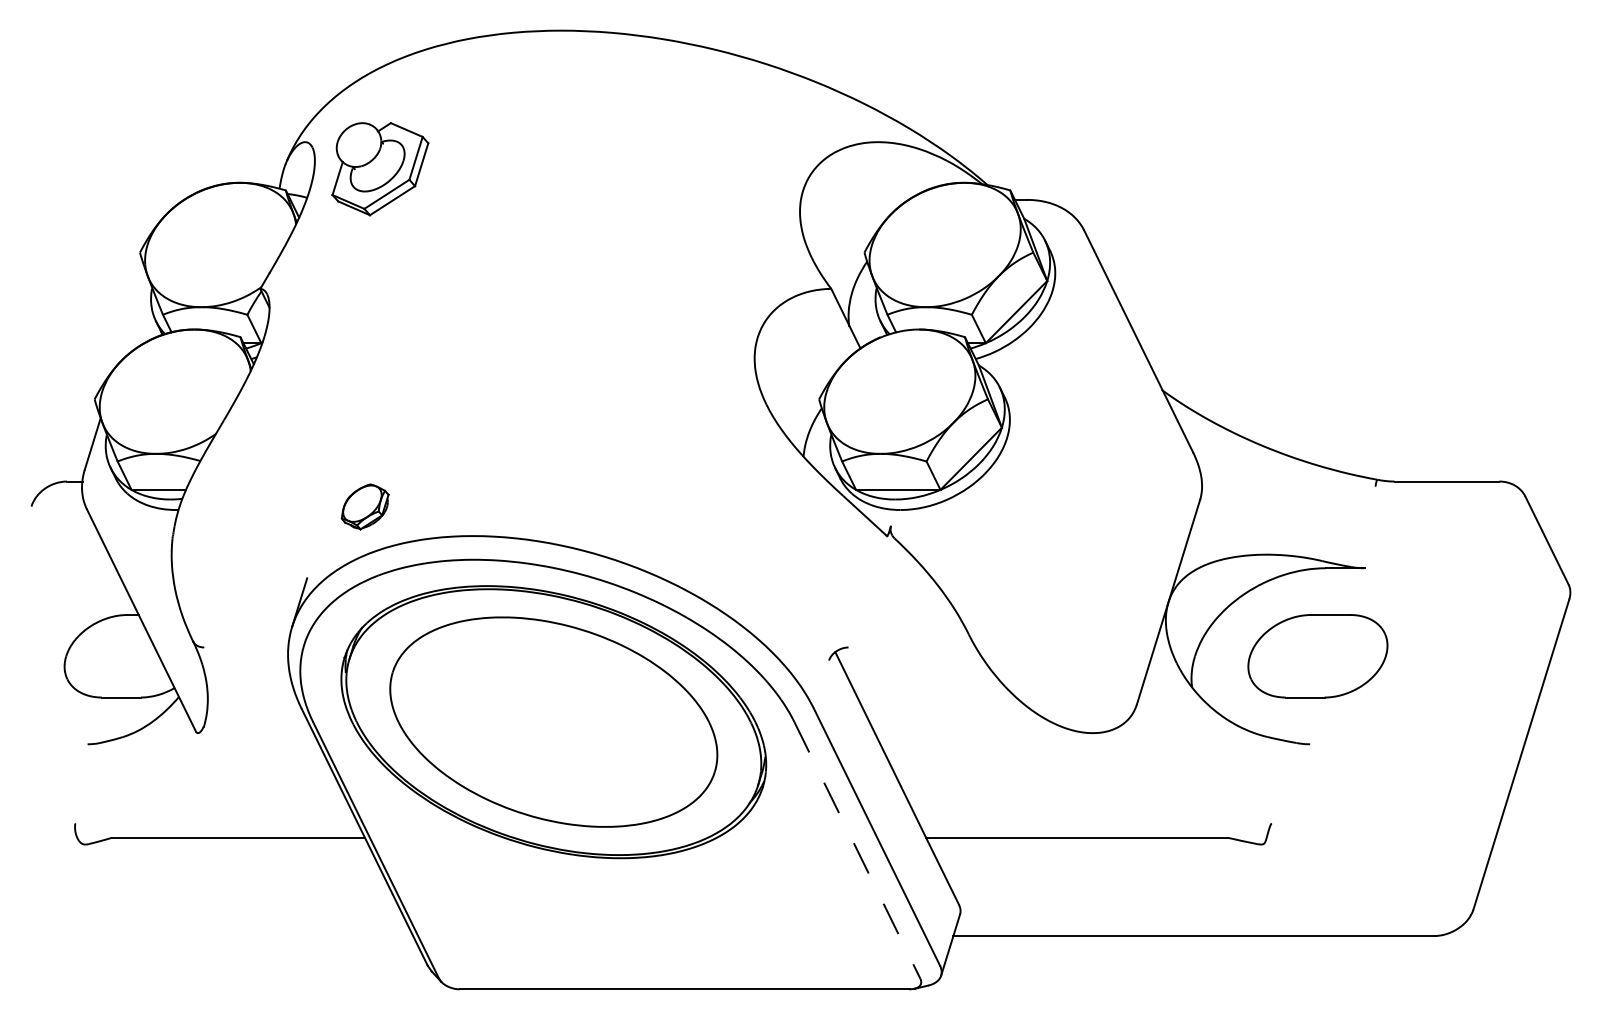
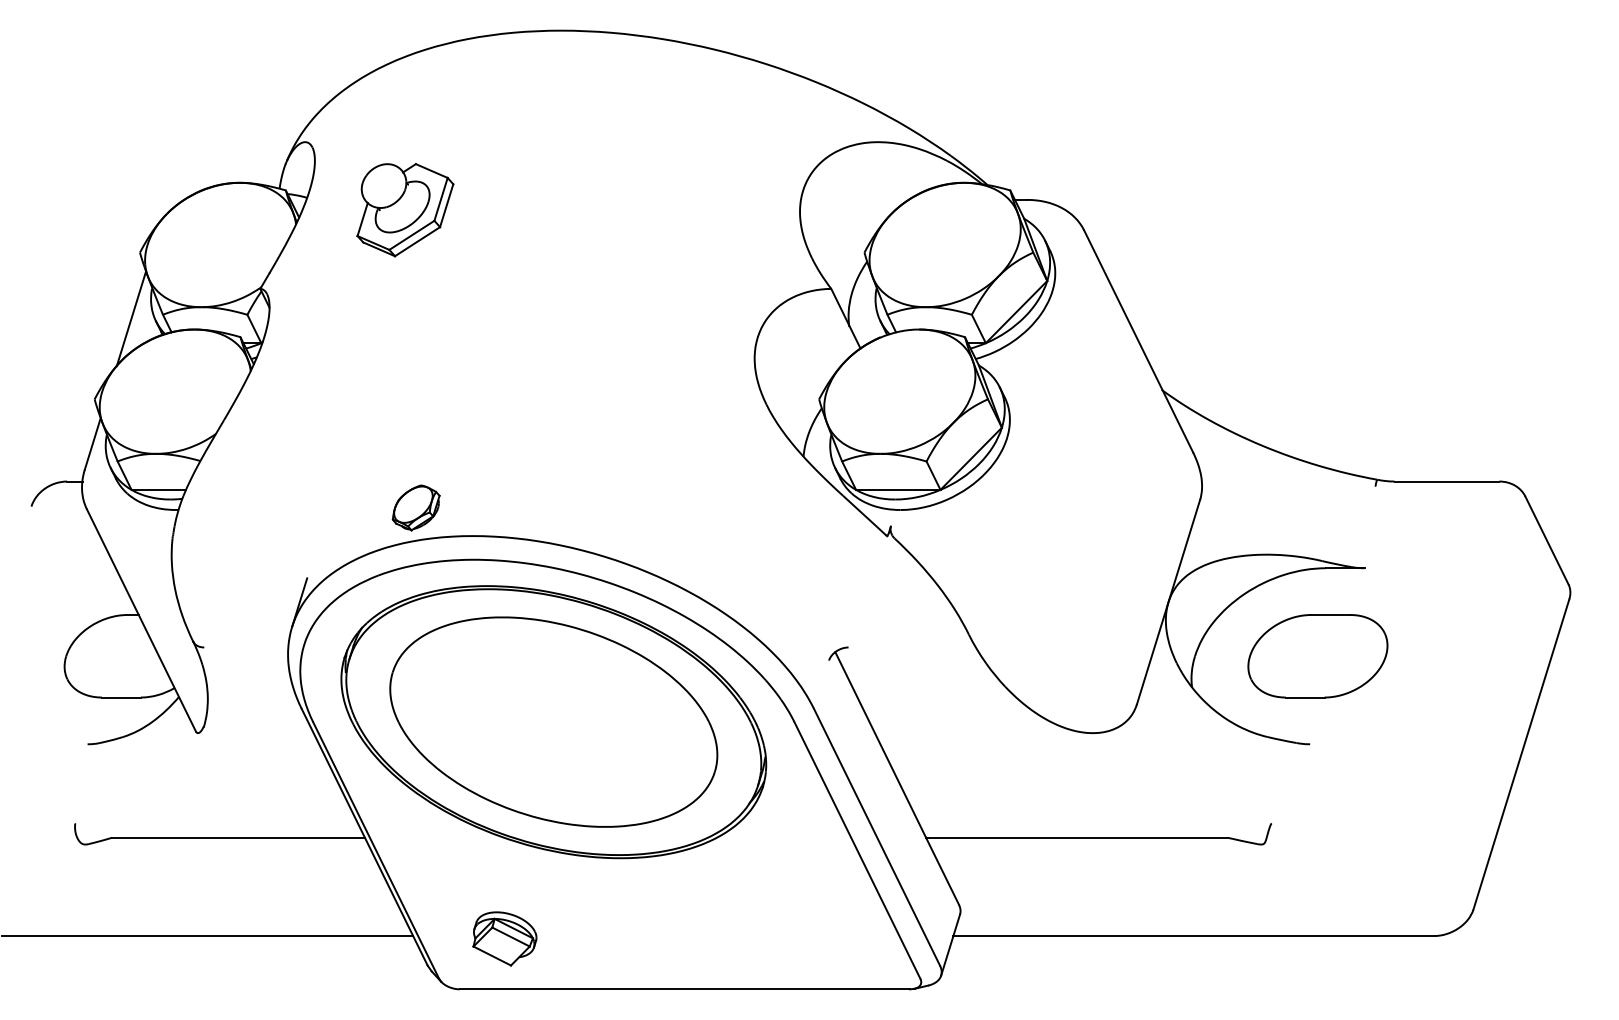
part position: (380, 169) -> (405, 210) (405, 210)
line: none -> present (131, 318)
part position: (364, 506) -> (415, 507) (415, 507)
line: dashed -> solid (857, 850)
line: none -> present (207, 936)
part: none -> present (504, 938)
